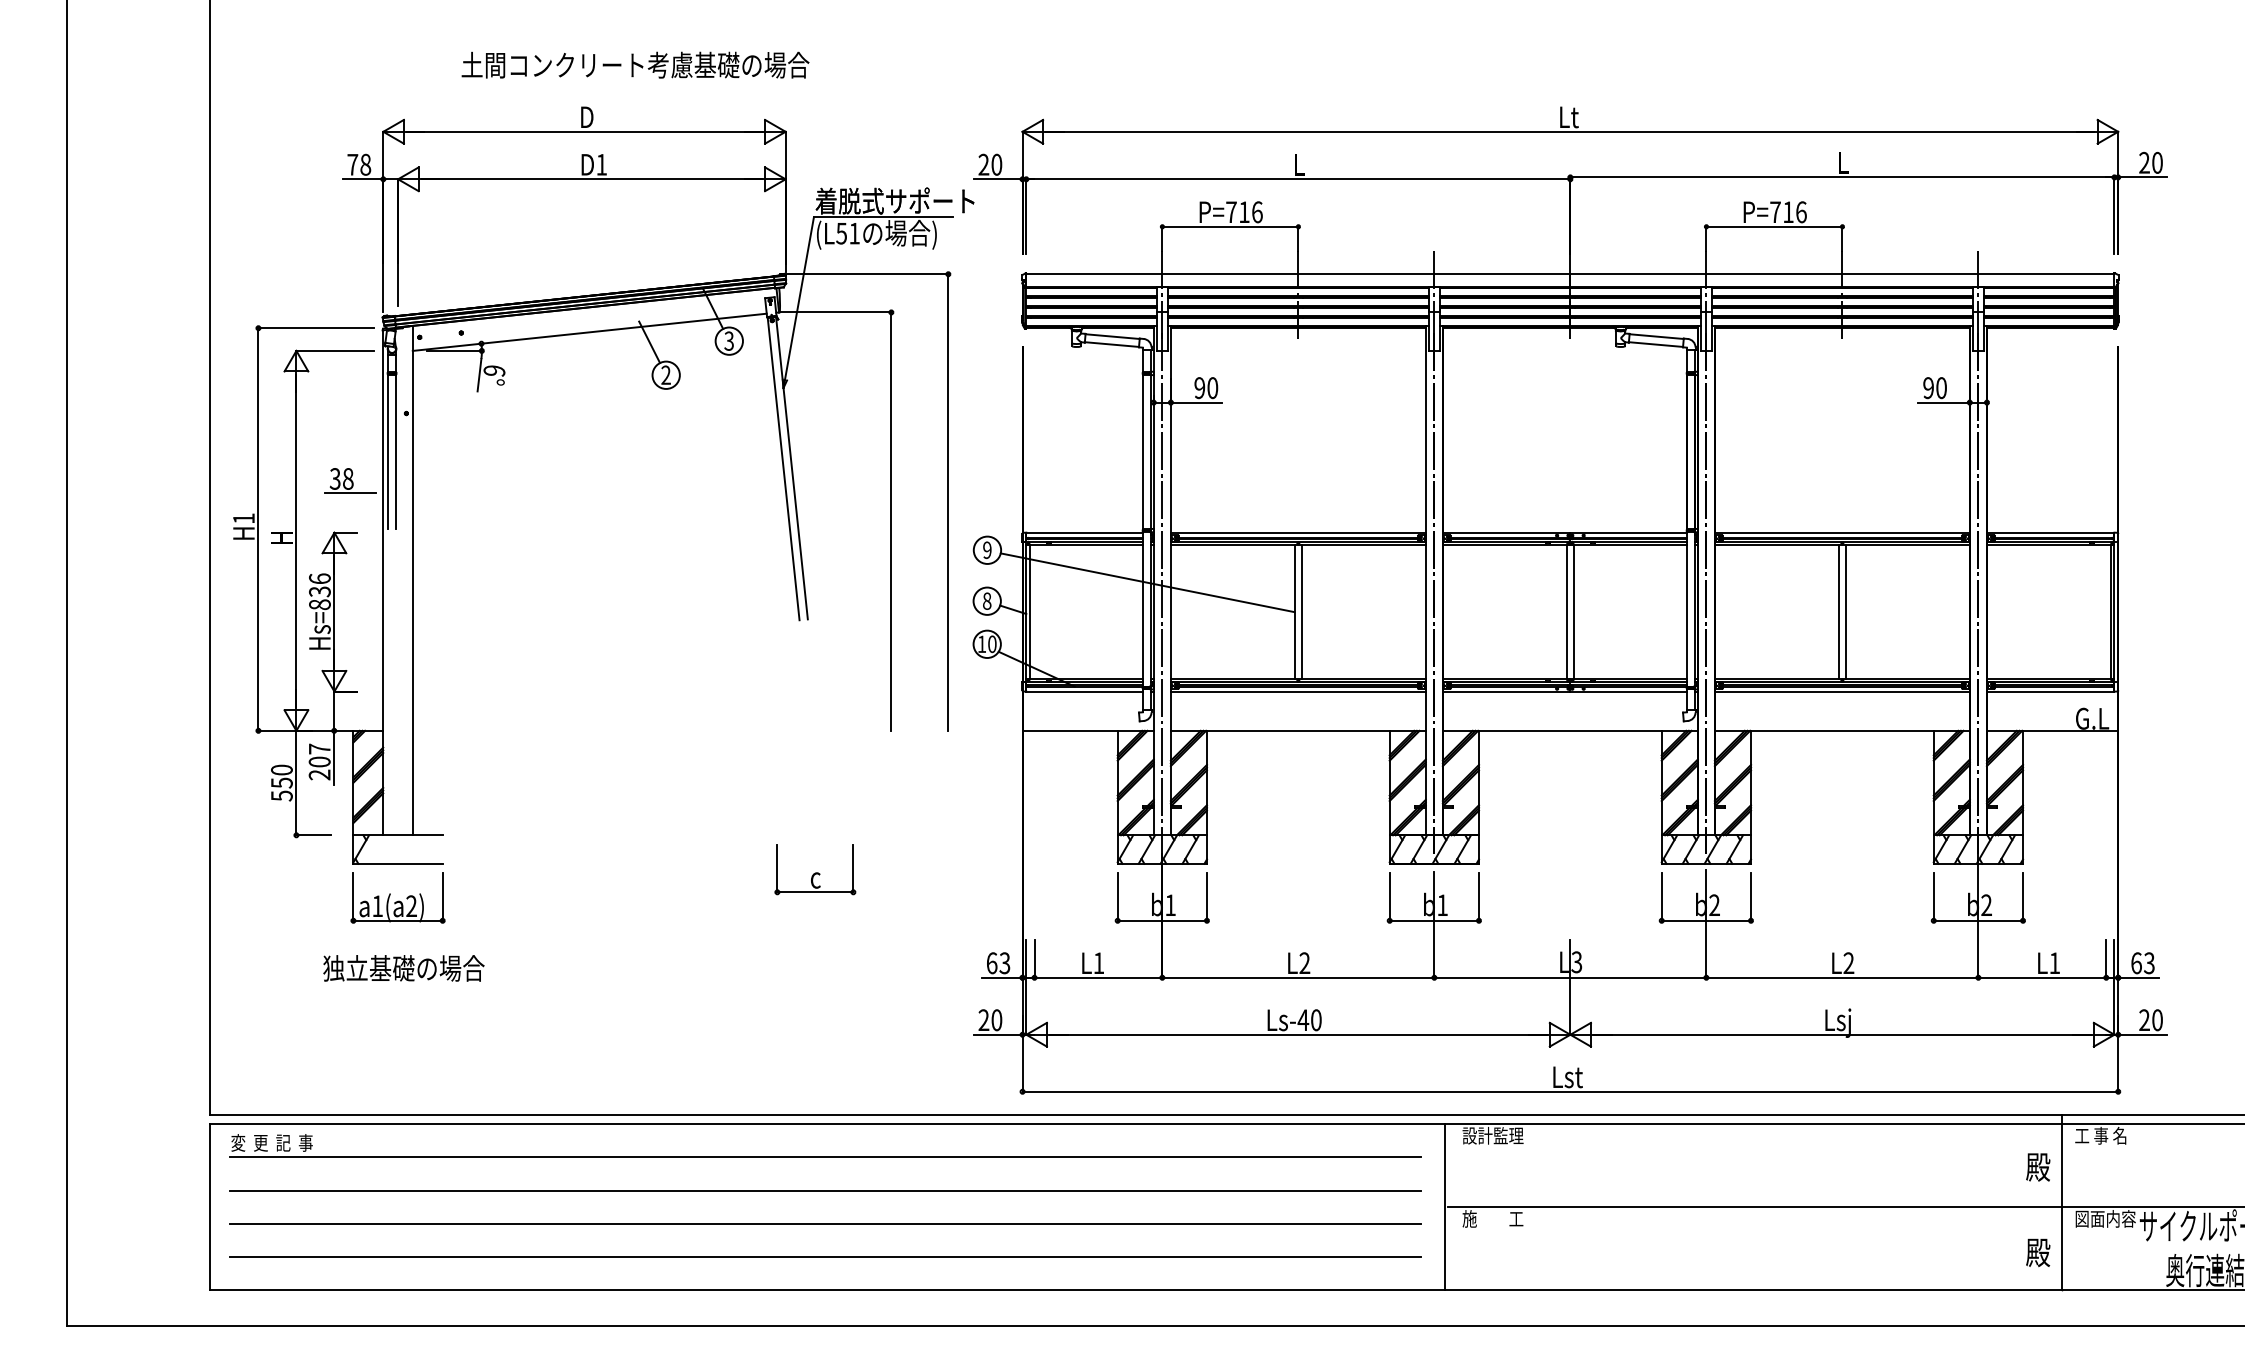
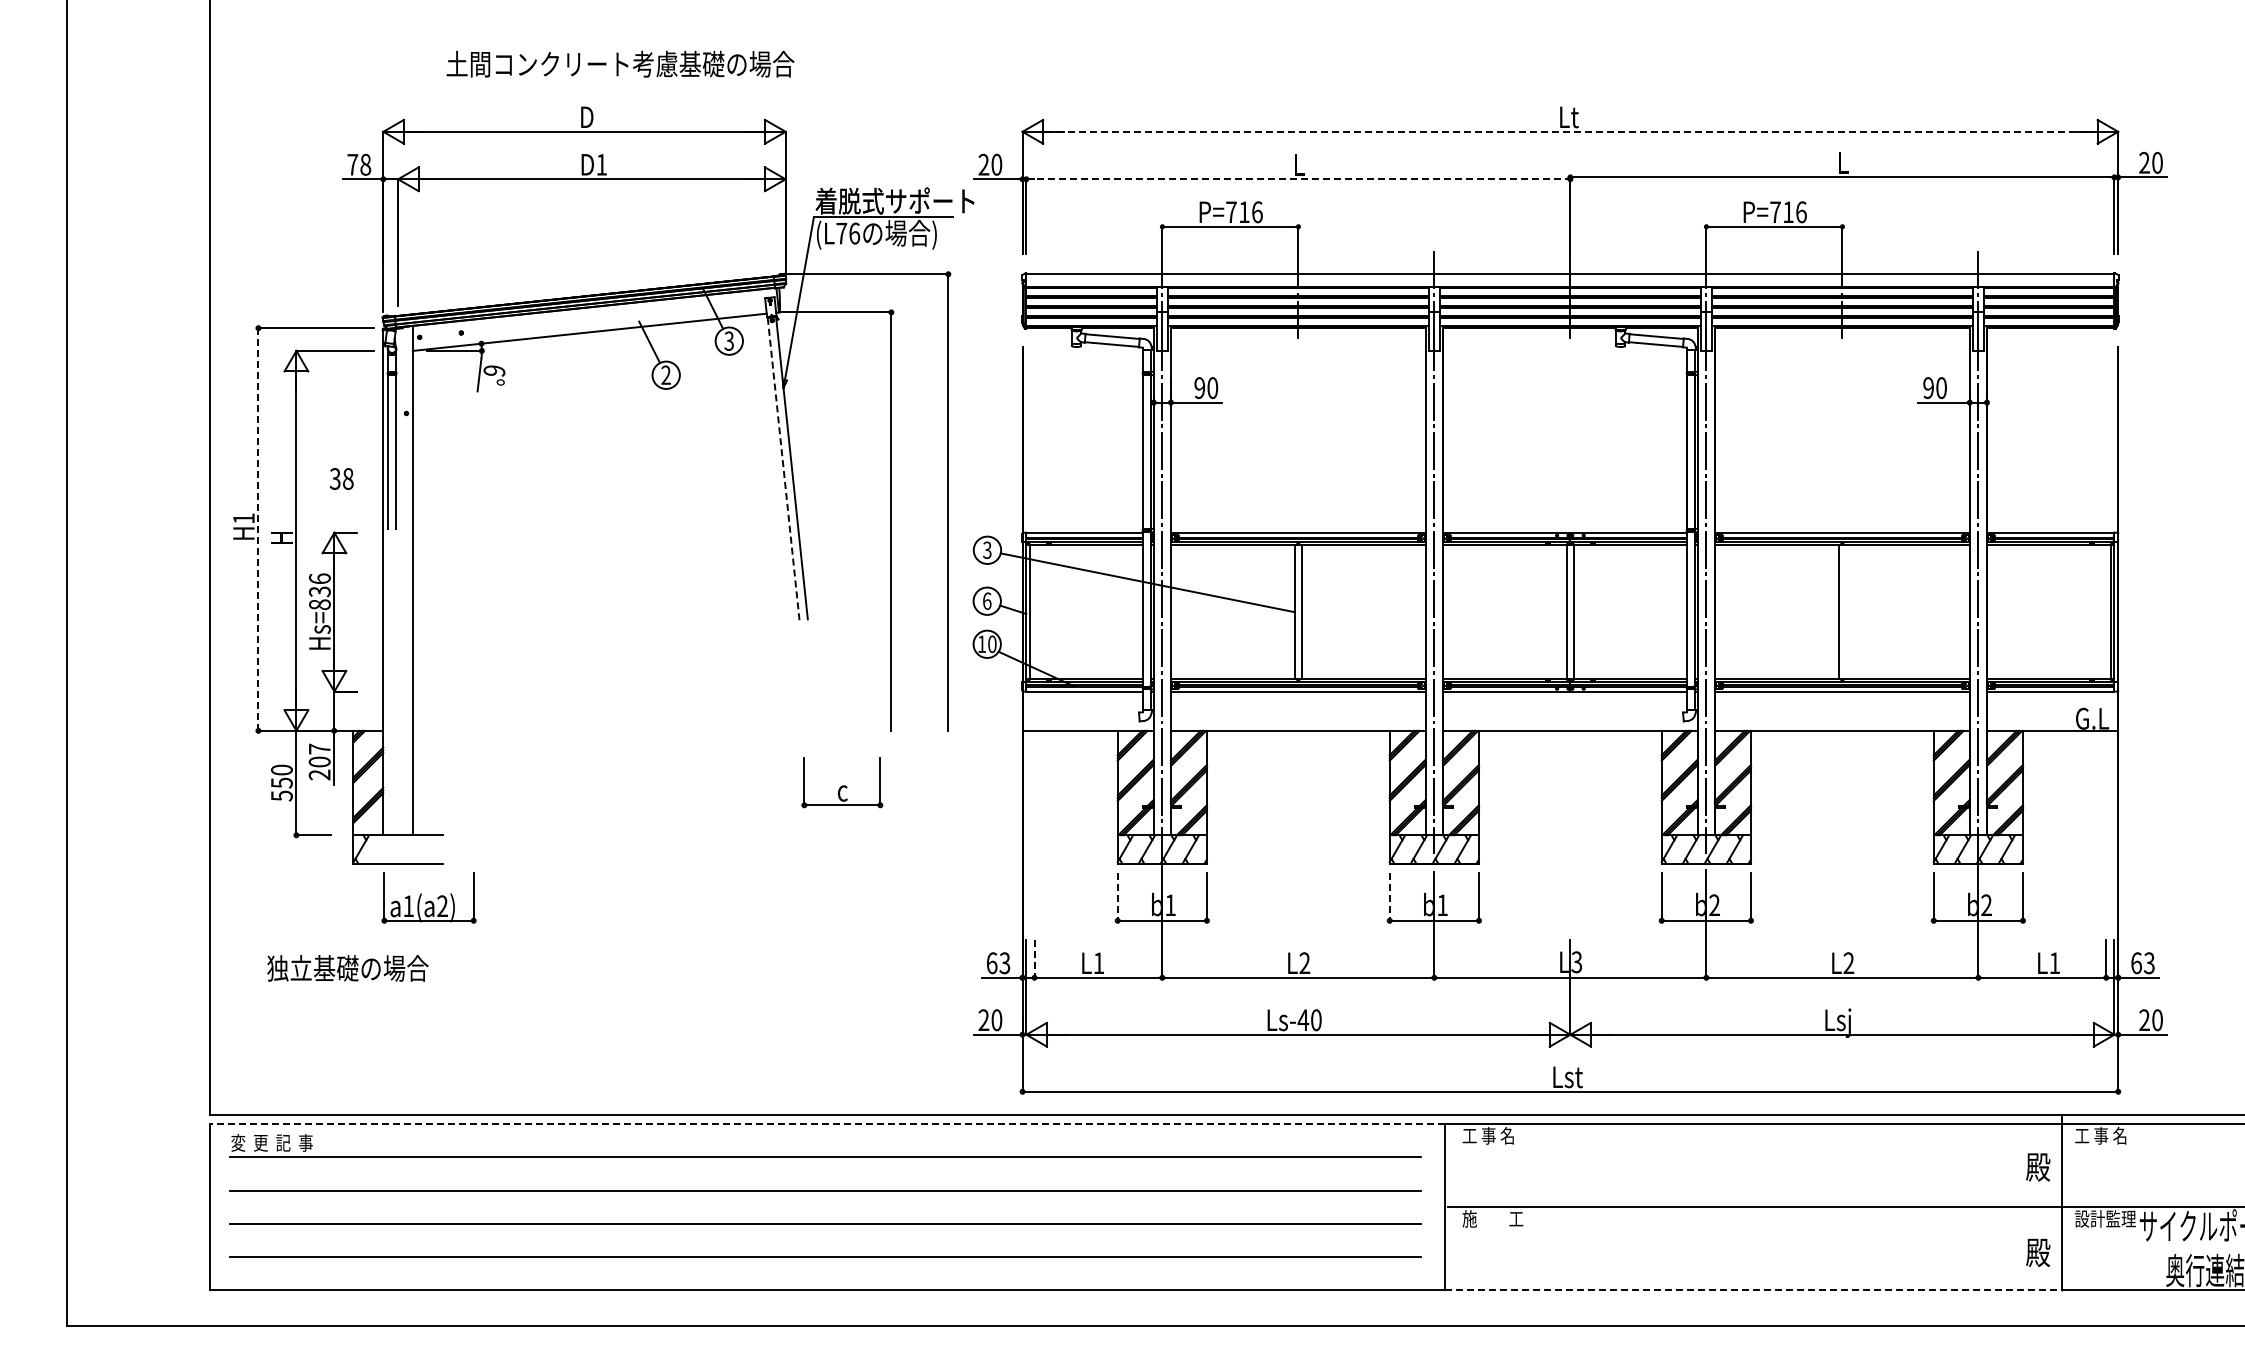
text position: (635, 64) -> (620, 63) (620, 63)
line: solid -> dashed (1570, 131)
line: solid -> dashed (1298, 179)
text: (L51 -> (L76 (848, 233)
line: solid -> dashed (783, 469)
line: present -> none (350, 493)
line: solid -> dashed (258, 530)
text: 9 -> 3 (987, 549)
text: 8 -> 6 (987, 600)
line: present -> none (1846, 611)
part position: (815, 869) -> (842, 782) (842, 782)
part position: (397, 897) -> (428, 897) (428, 897)
line: solid -> dashed (1117, 897)
line: solid -> dashed (1389, 897)
line: solid -> dashed (1034, 959)
text position: (403, 968) -> (347, 968) (347, 968)
line: solid -> dashed (826, 1124)
text: 設計監理 -> 工 事 名 (1492, 1135)
text: 図面内容 -> 設計監理 (2105, 1218)
line: solid -> dashed (1753, 1290)
